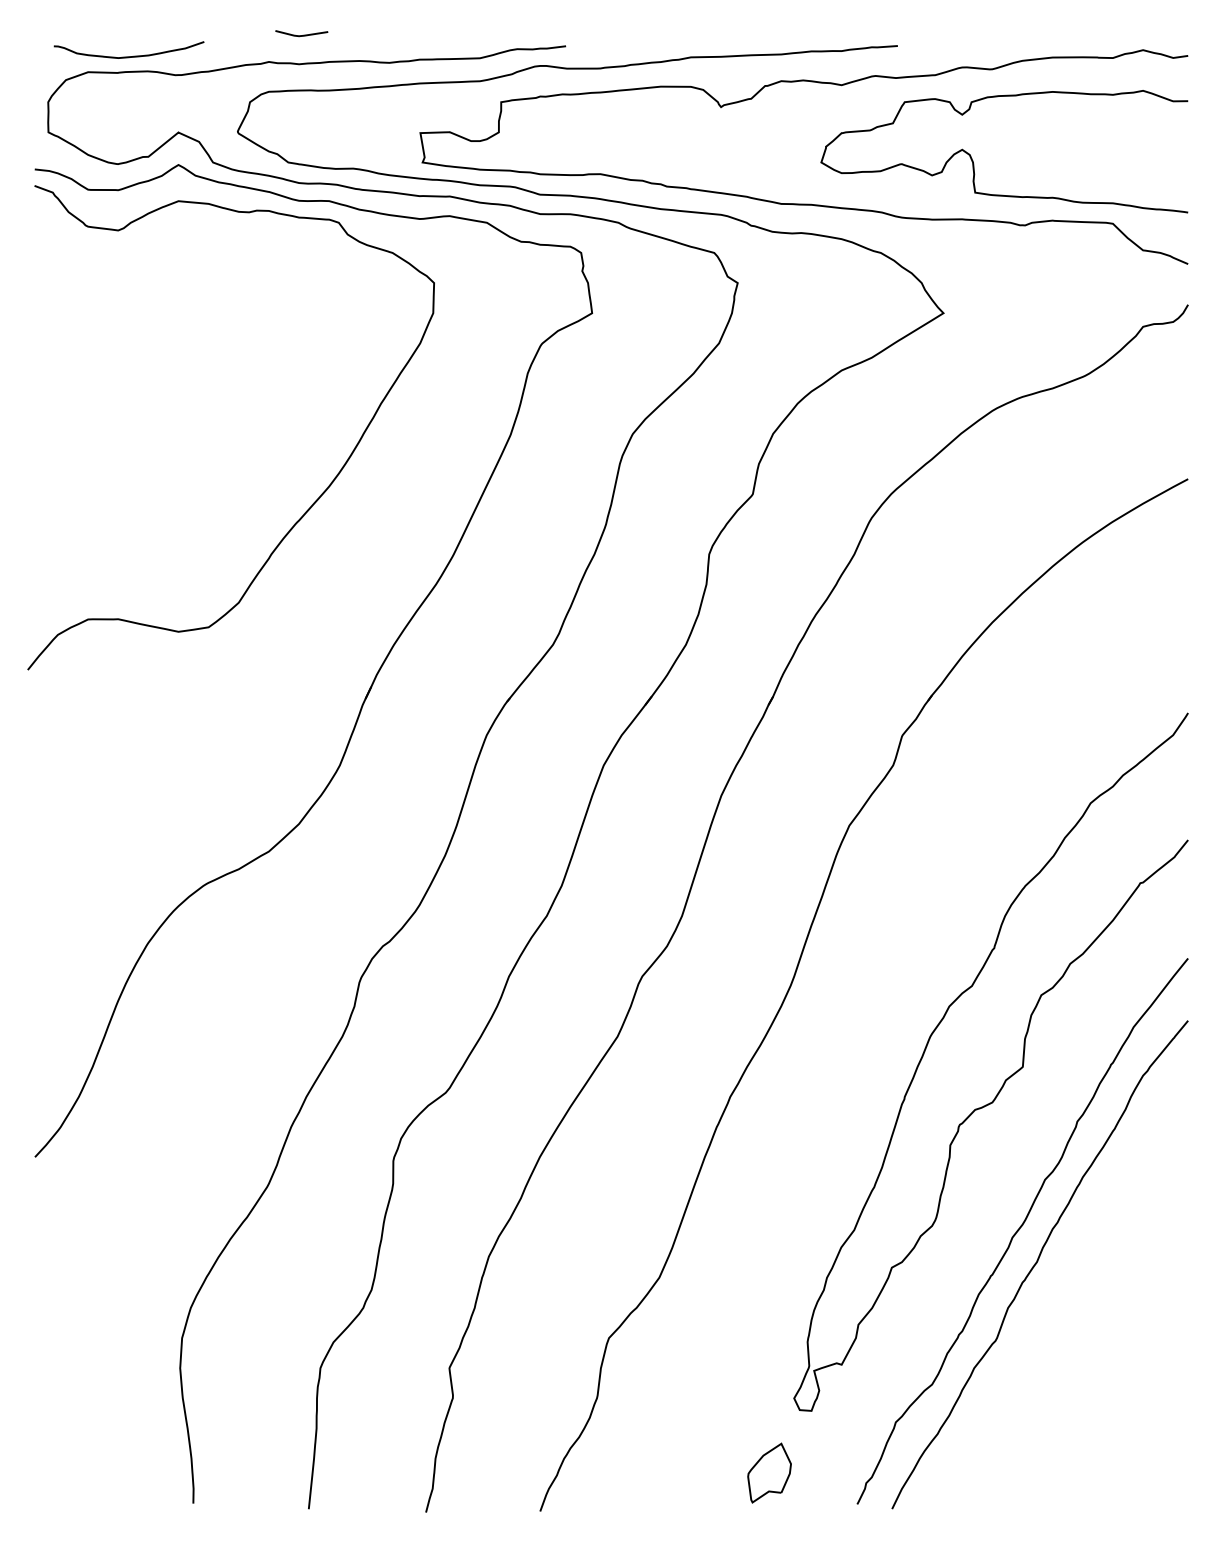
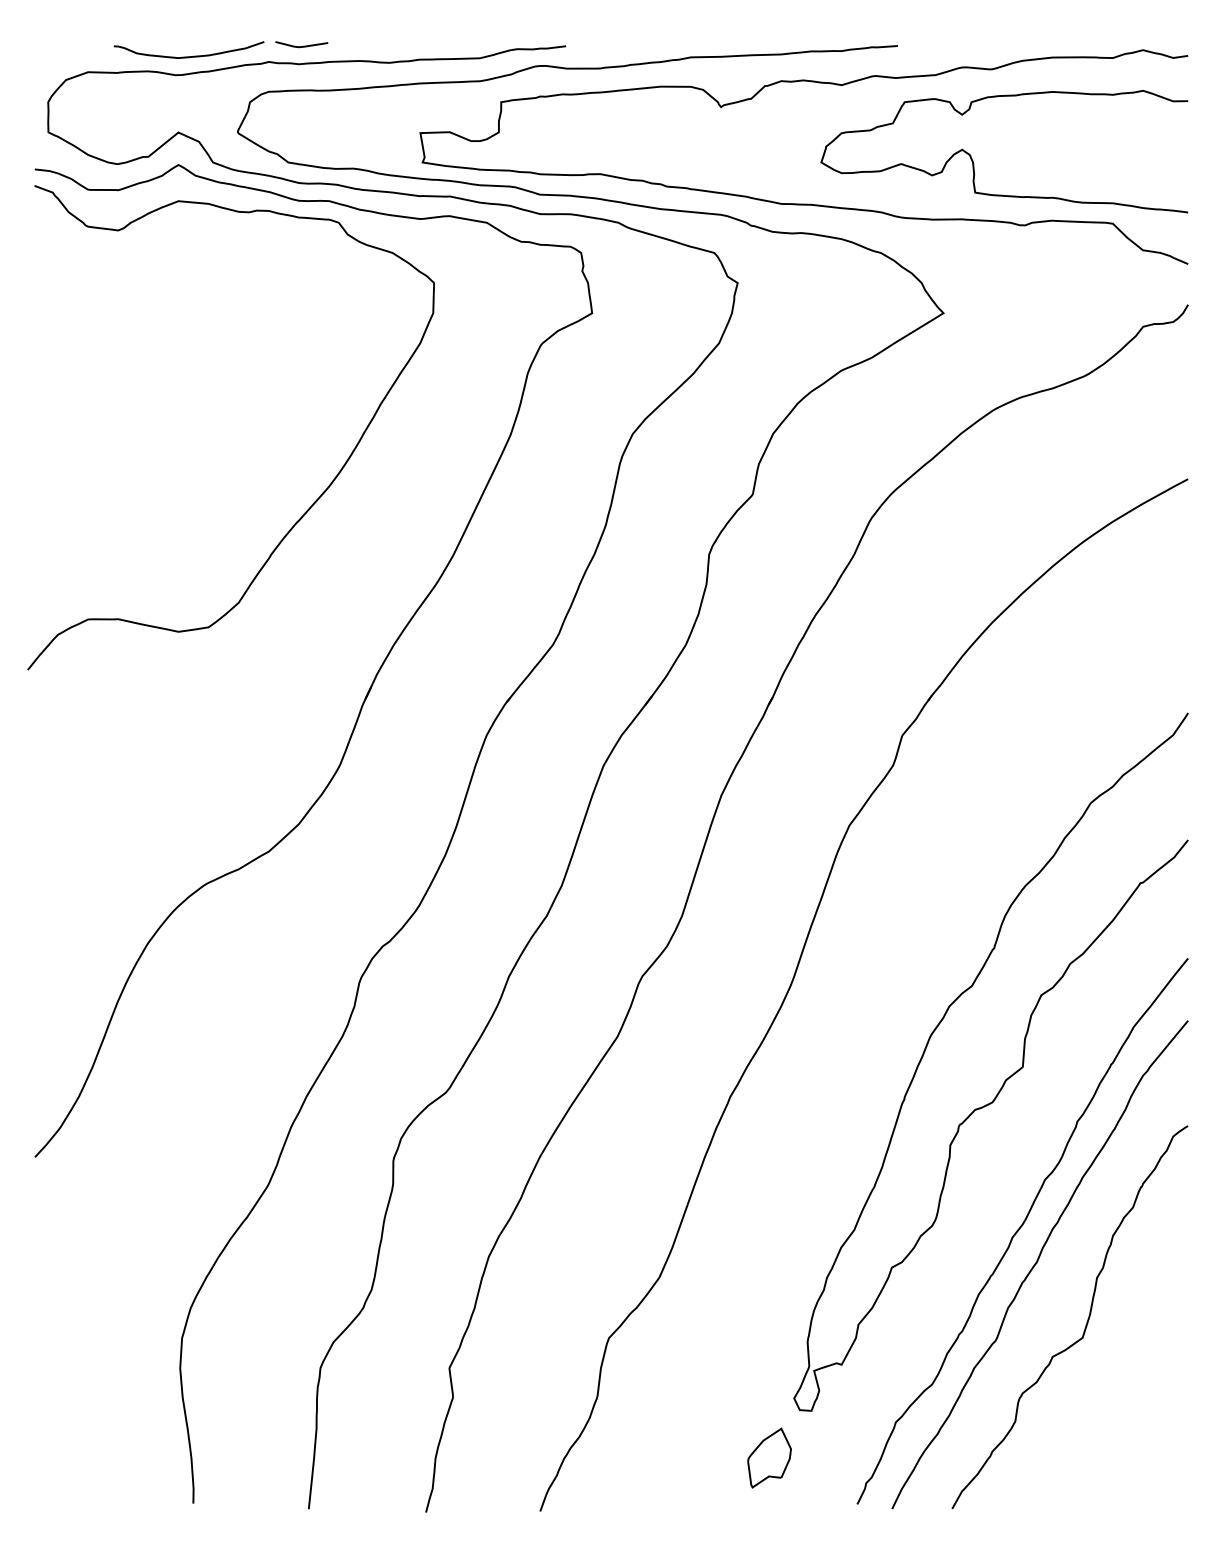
line position: (301, 35) -> (301, 46) (301, 46)
curve position: (128, 56) -> (188, 56) (188, 56)
curve: none -> present (1086, 1322)
part position: (769, 1472) -> (769, 1457) (769, 1457)
